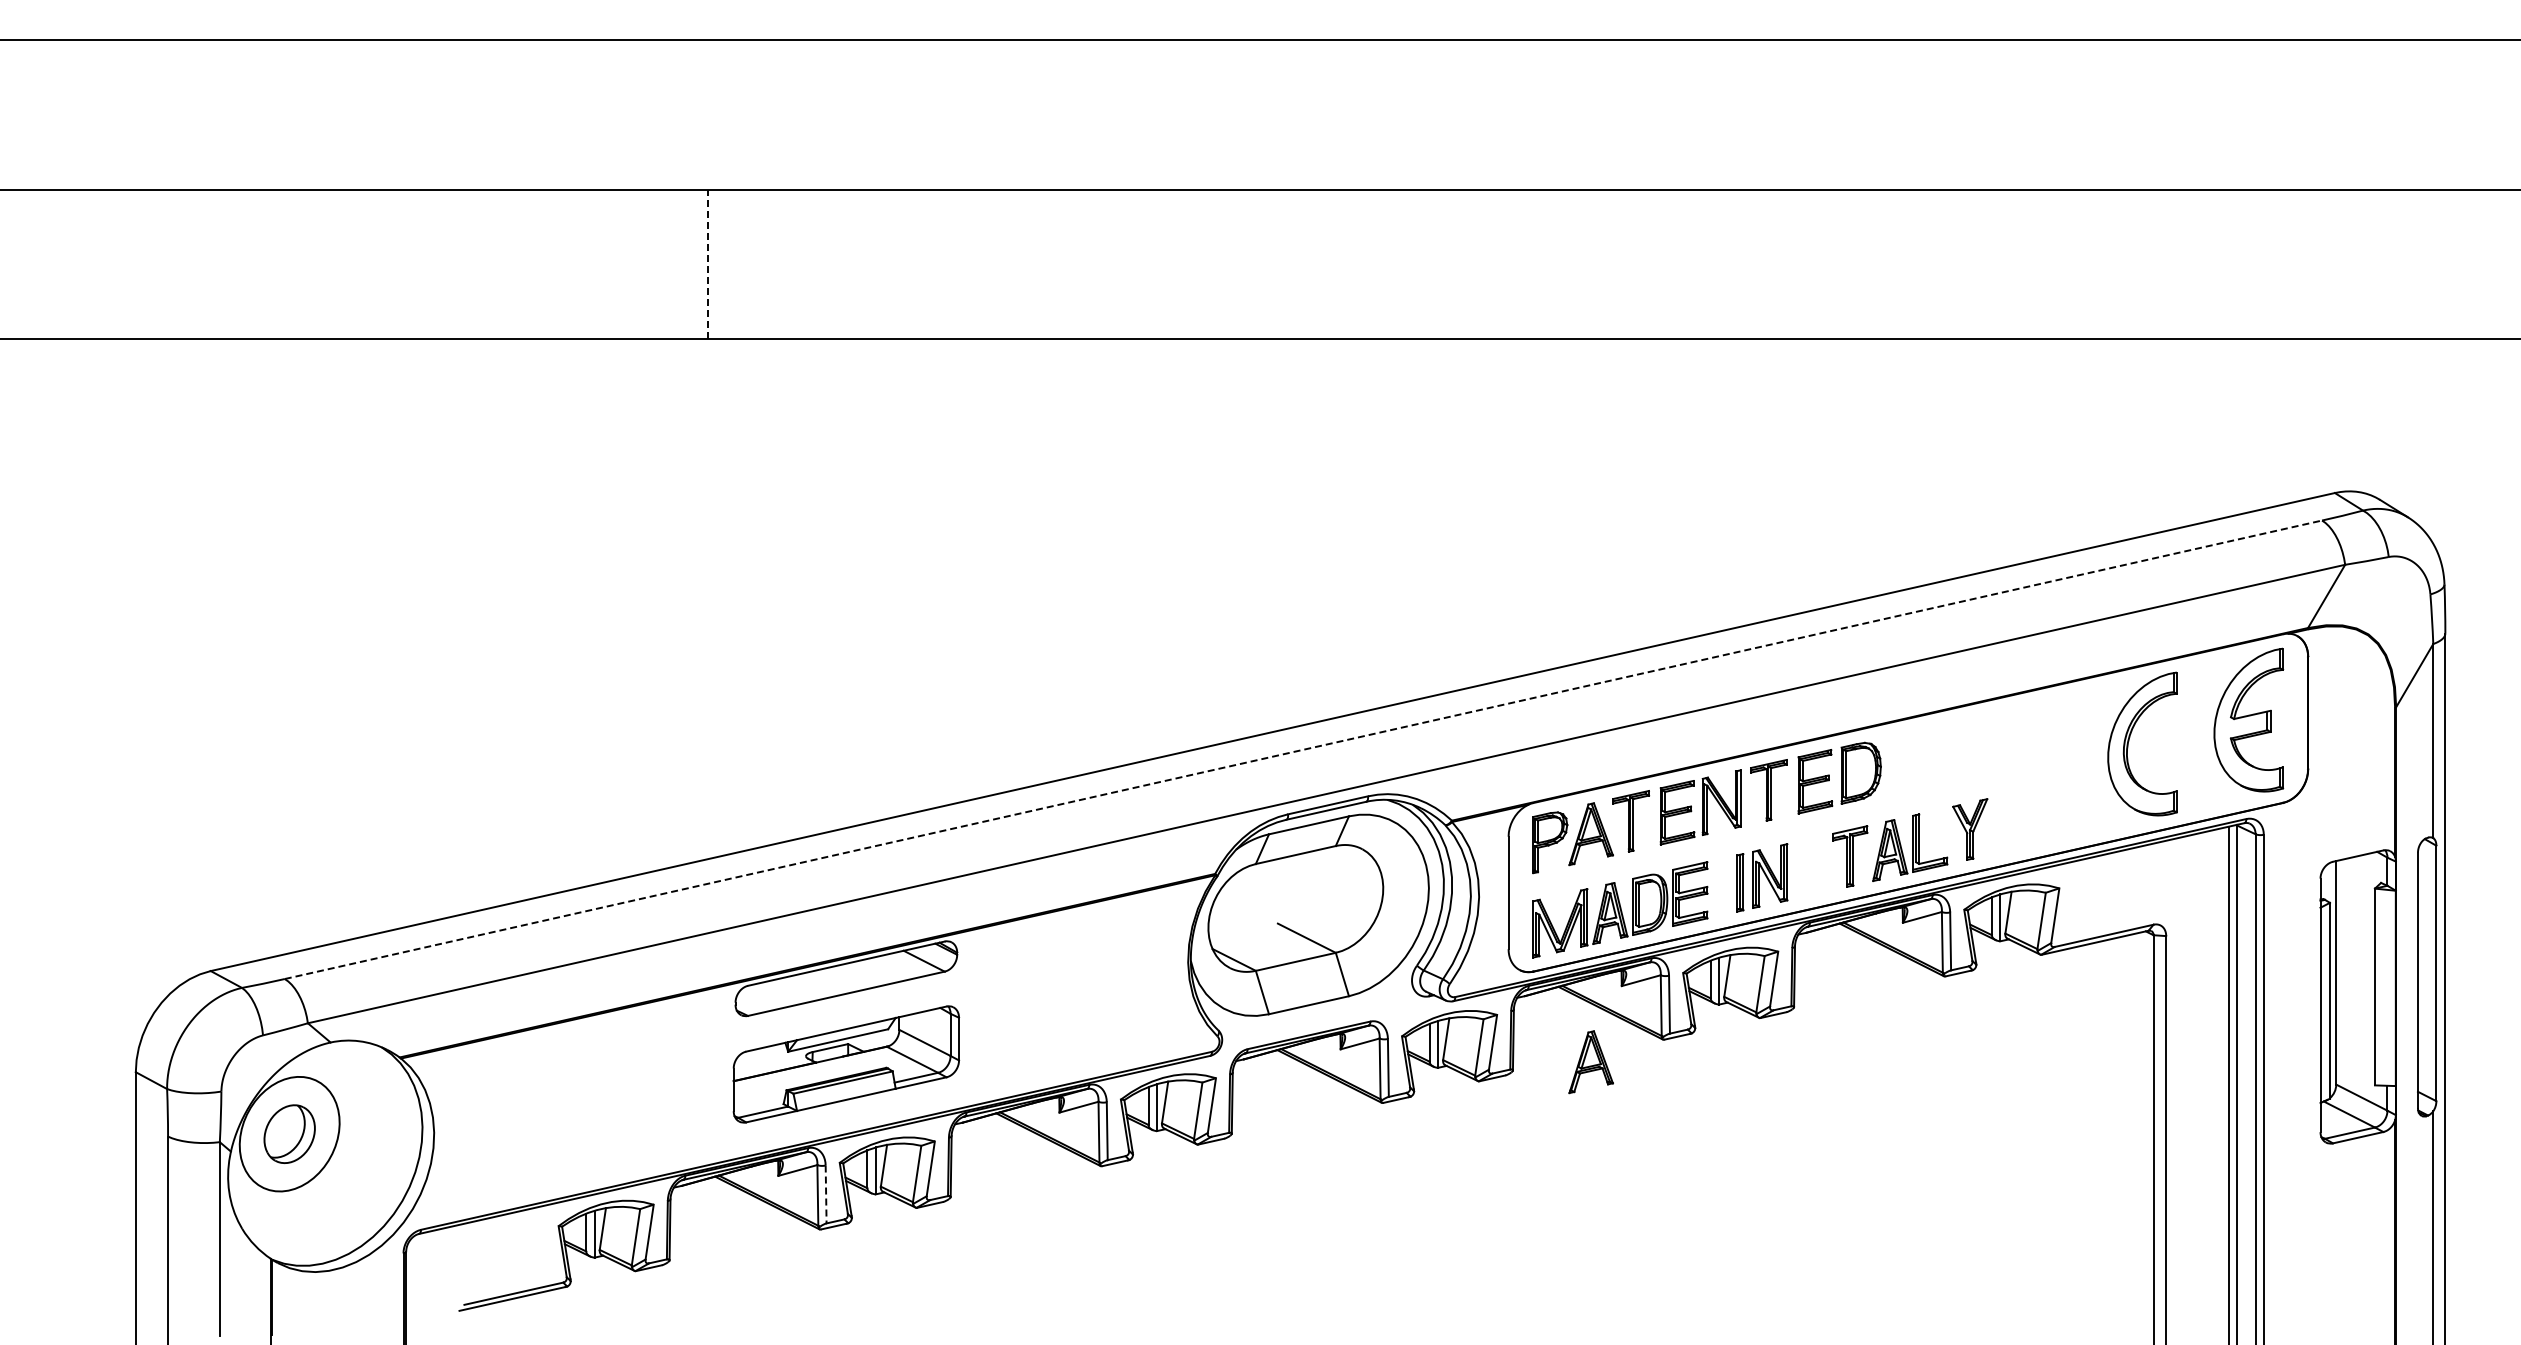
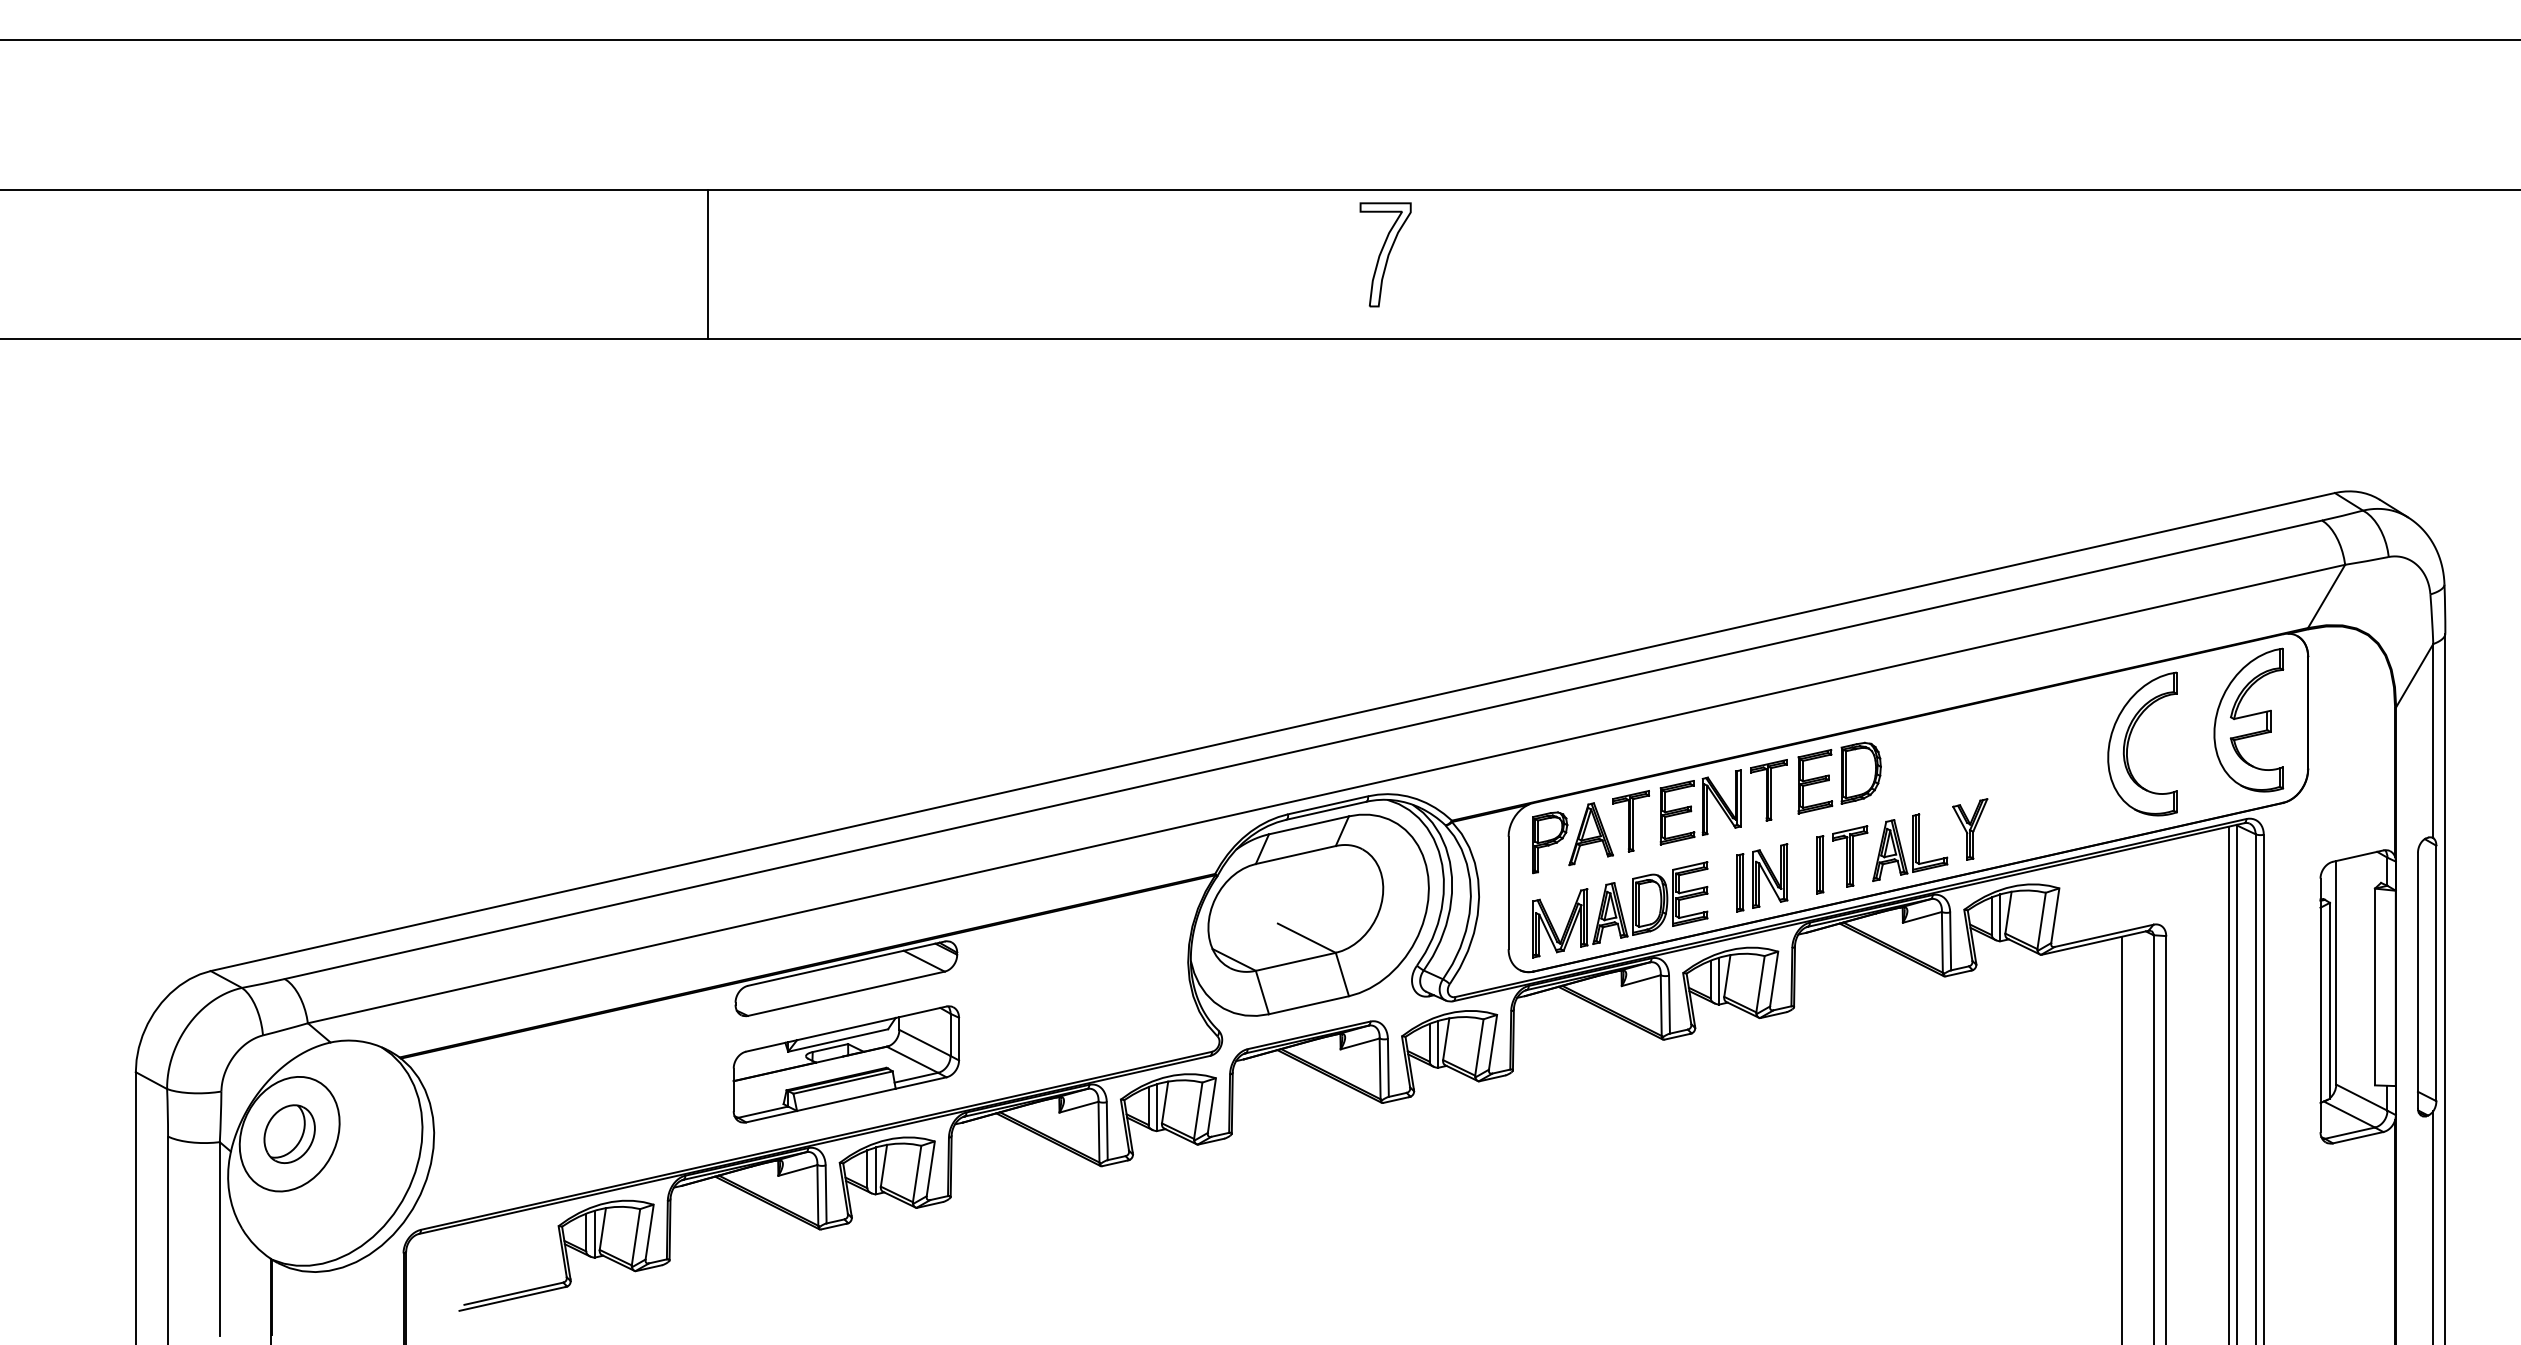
part: none -> present (1385, 254)
line: dashed -> solid (708, 264)
line: dashed -> solid (1303, 749)
part: none -> present (1820, 864)
part: present -> none (1590, 1062)
line: none -> present (2121, 1138)
line: dashed -> solid (826, 1194)
